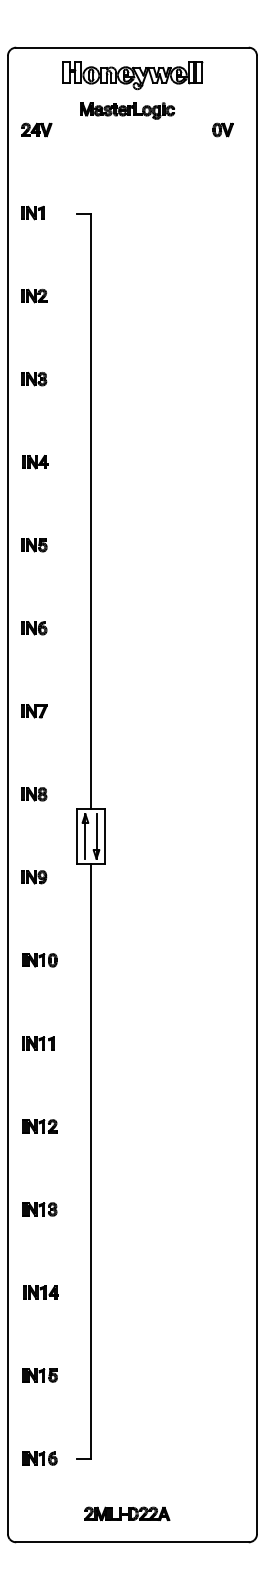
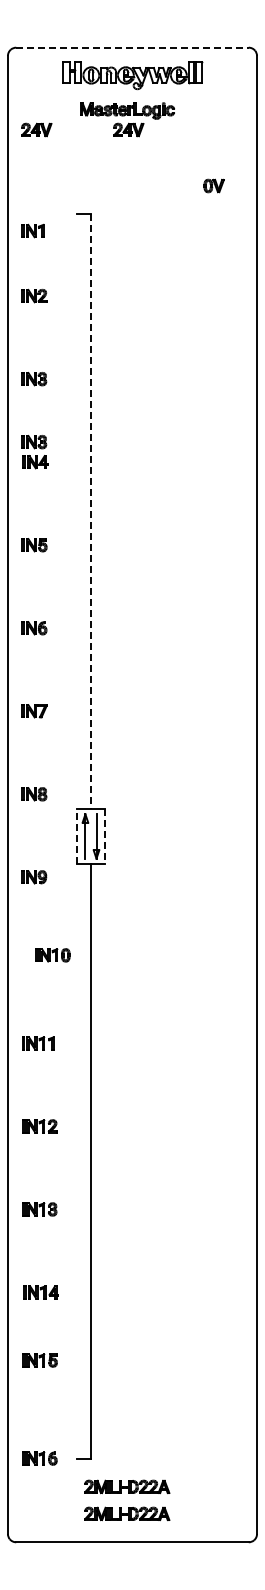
line: solid -> dashed (132, 47)
part: none -> present (128, 129)
part position: (222, 129) -> (213, 185) (213, 185)
part position: (32, 212) -> (32, 230) (32, 230)
part: none -> present (34, 442)
line: solid -> dashed (90, 511)
line: solid -> dashed (77, 836)
line: solid -> dashed (104, 836)
part position: (39, 960) -> (52, 955) (52, 955)
part position: (39, 1375) -> (39, 1360) (39, 1360)
part: none -> present (127, 1486)
